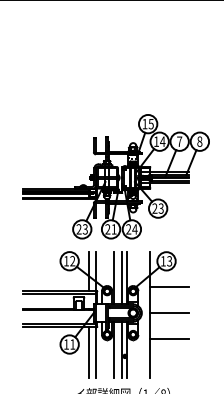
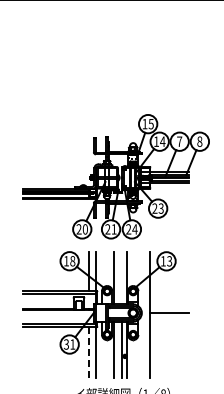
text: 23 -> 20 (84, 229)
text: 12 -> 18 (72, 261)
line: present -> none (122, 278)
line: present -> none (169, 287)
line: present -> none (169, 339)
text: 11 -> 31 (65, 344)
line: solid -> dashed (89, 352)
